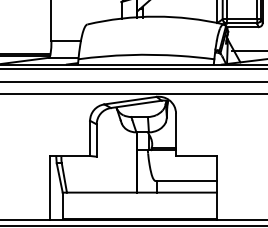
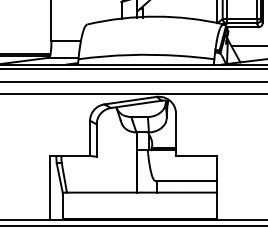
line position: (247, 51) -> (247, 46) (247, 46)
